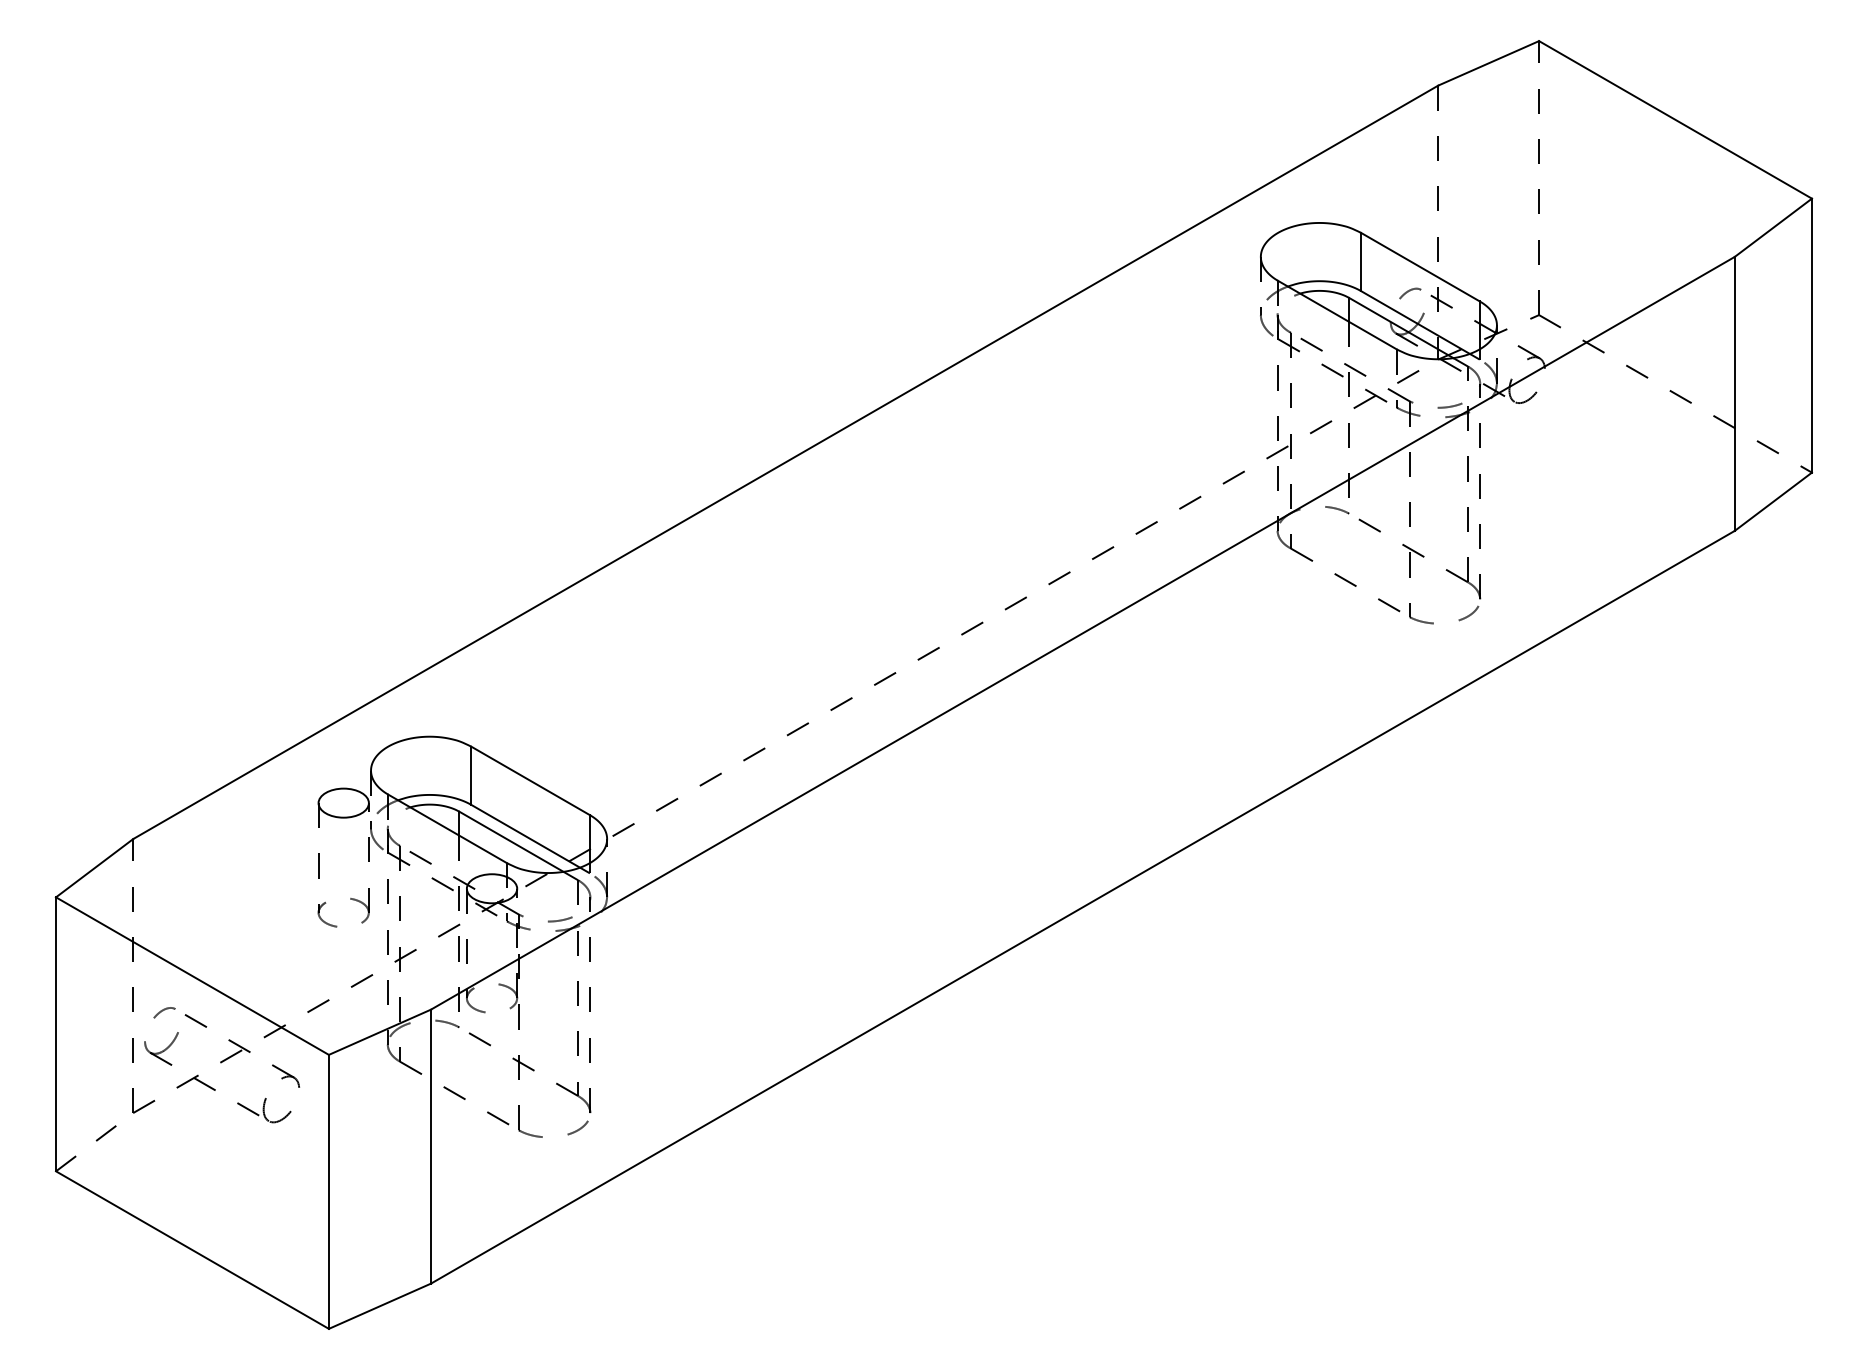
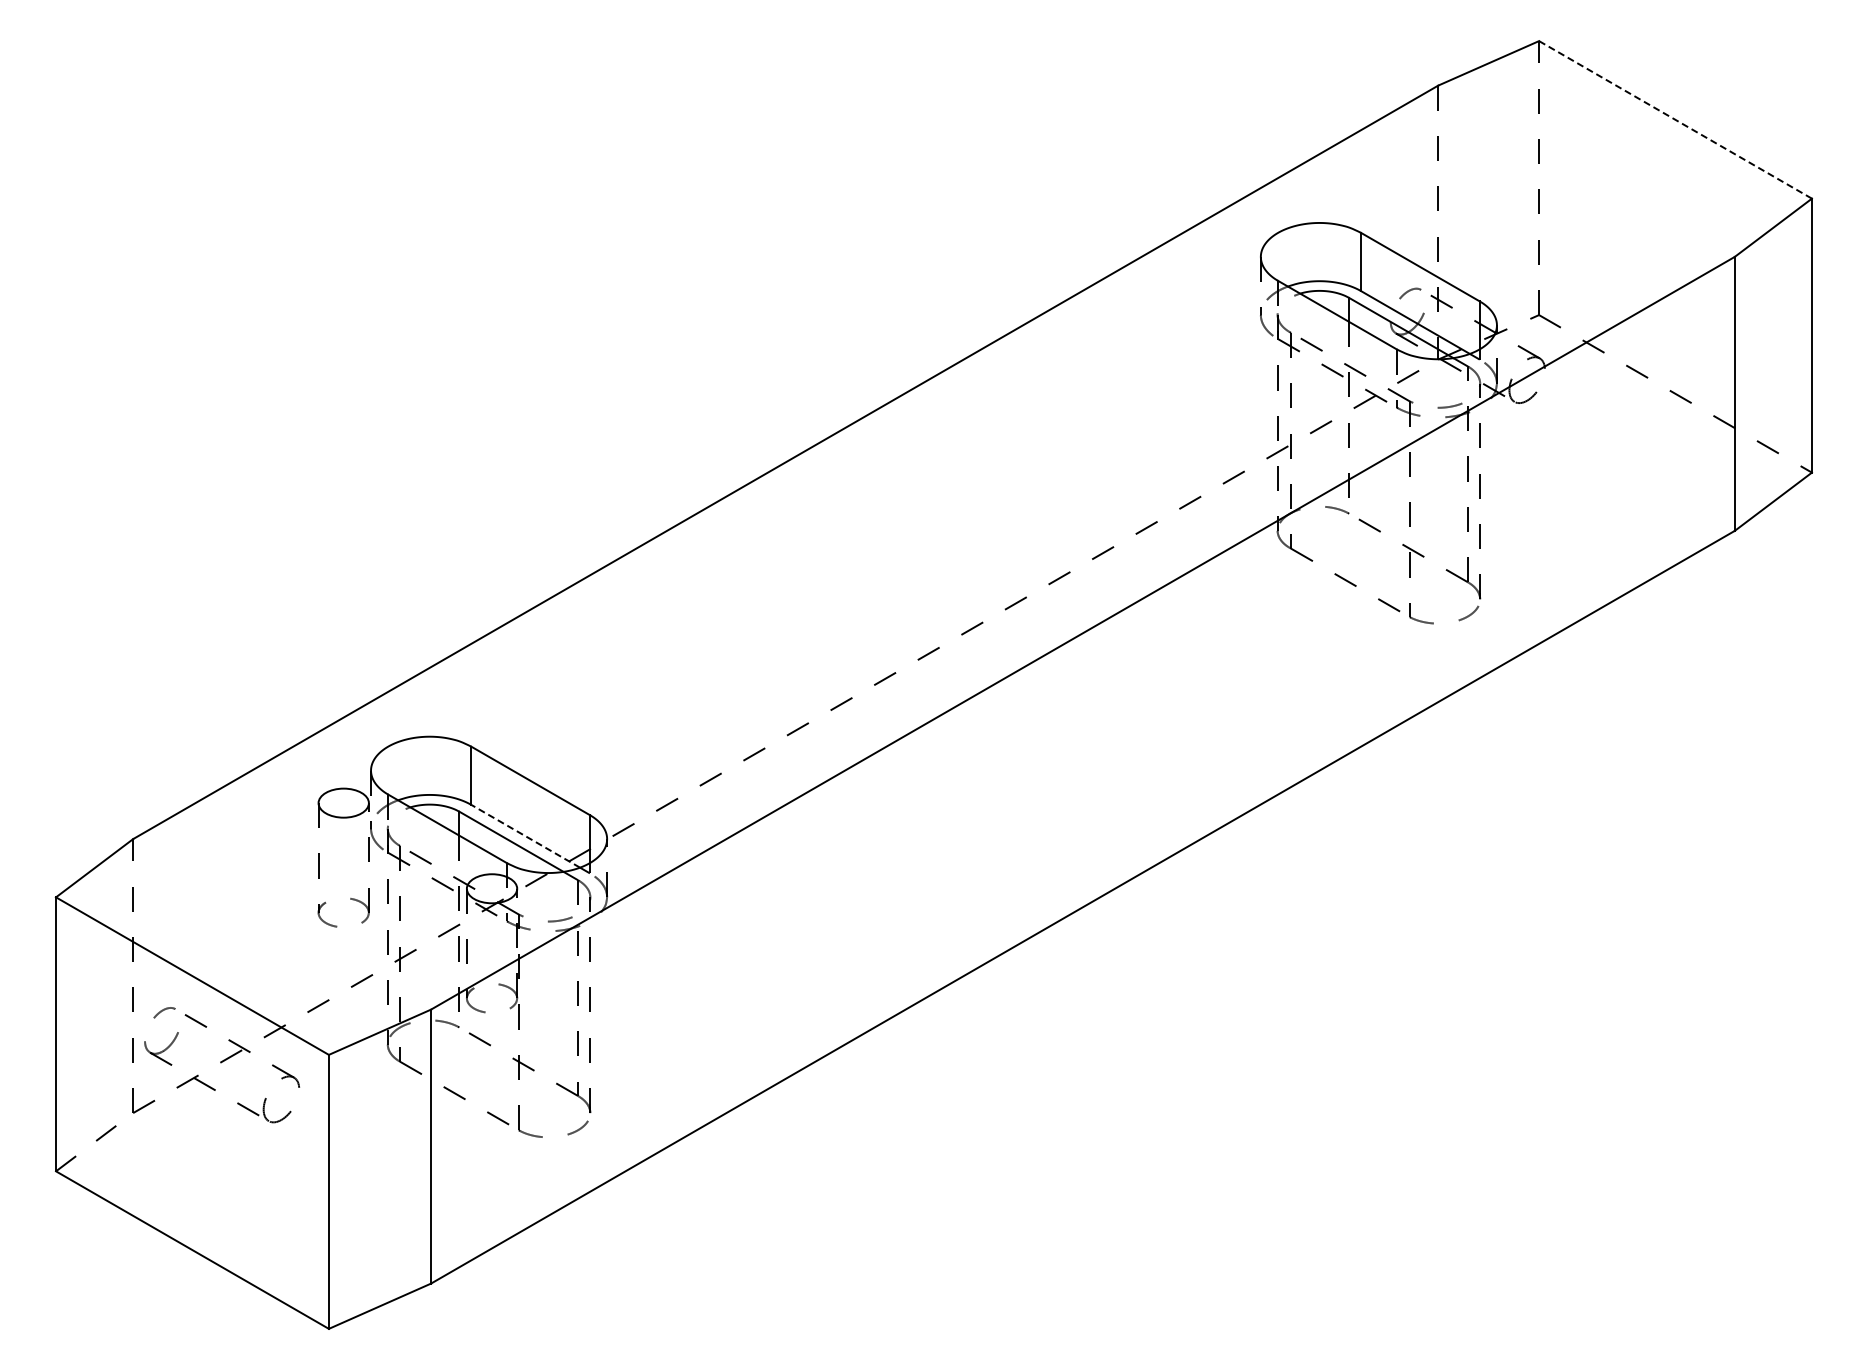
line: solid -> dashed (1675, 119)
line: solid -> dashed (525, 836)
